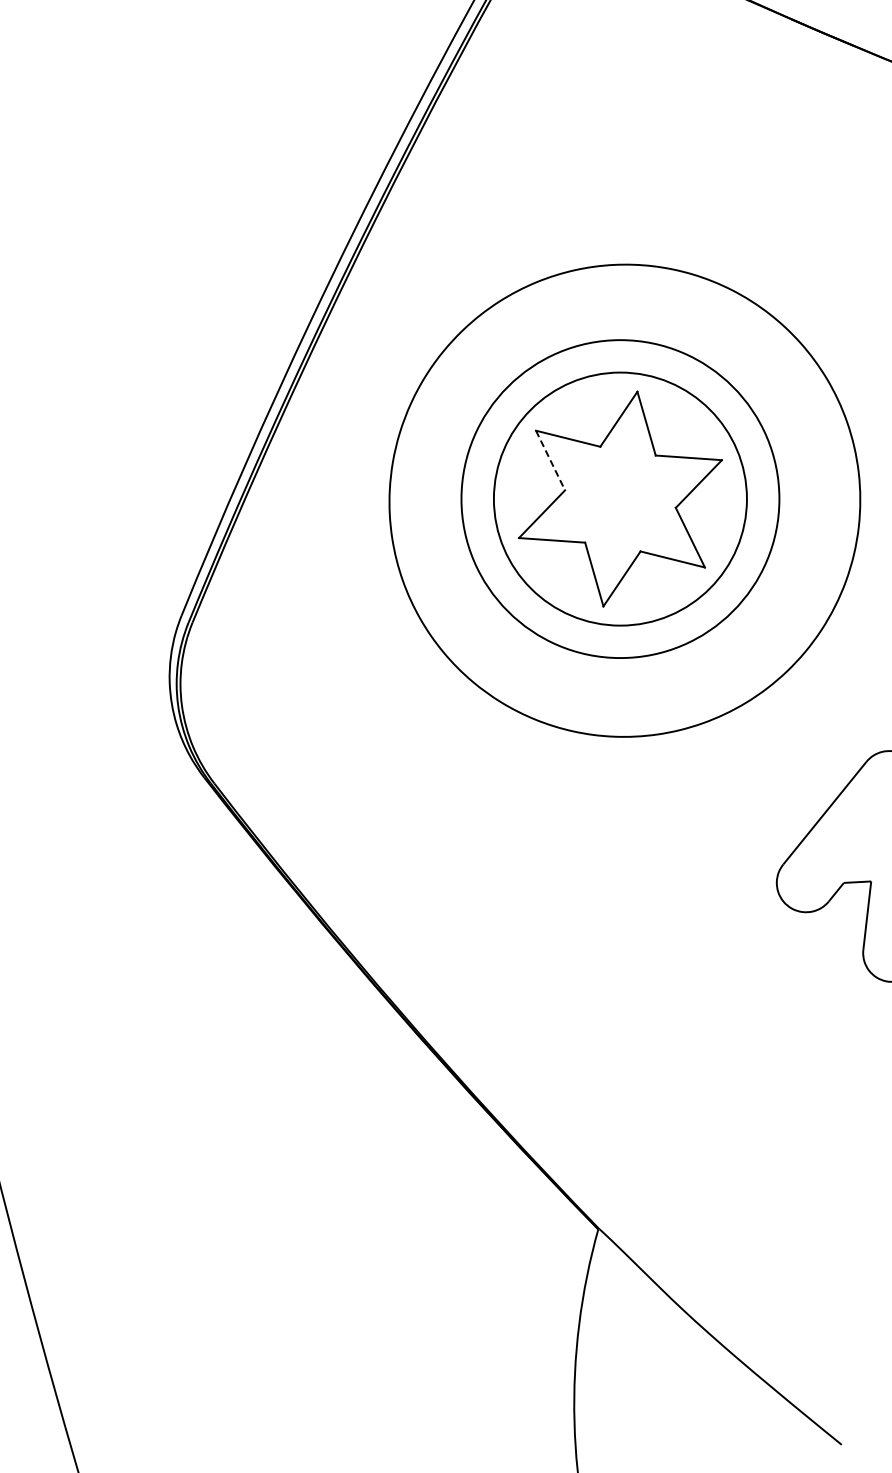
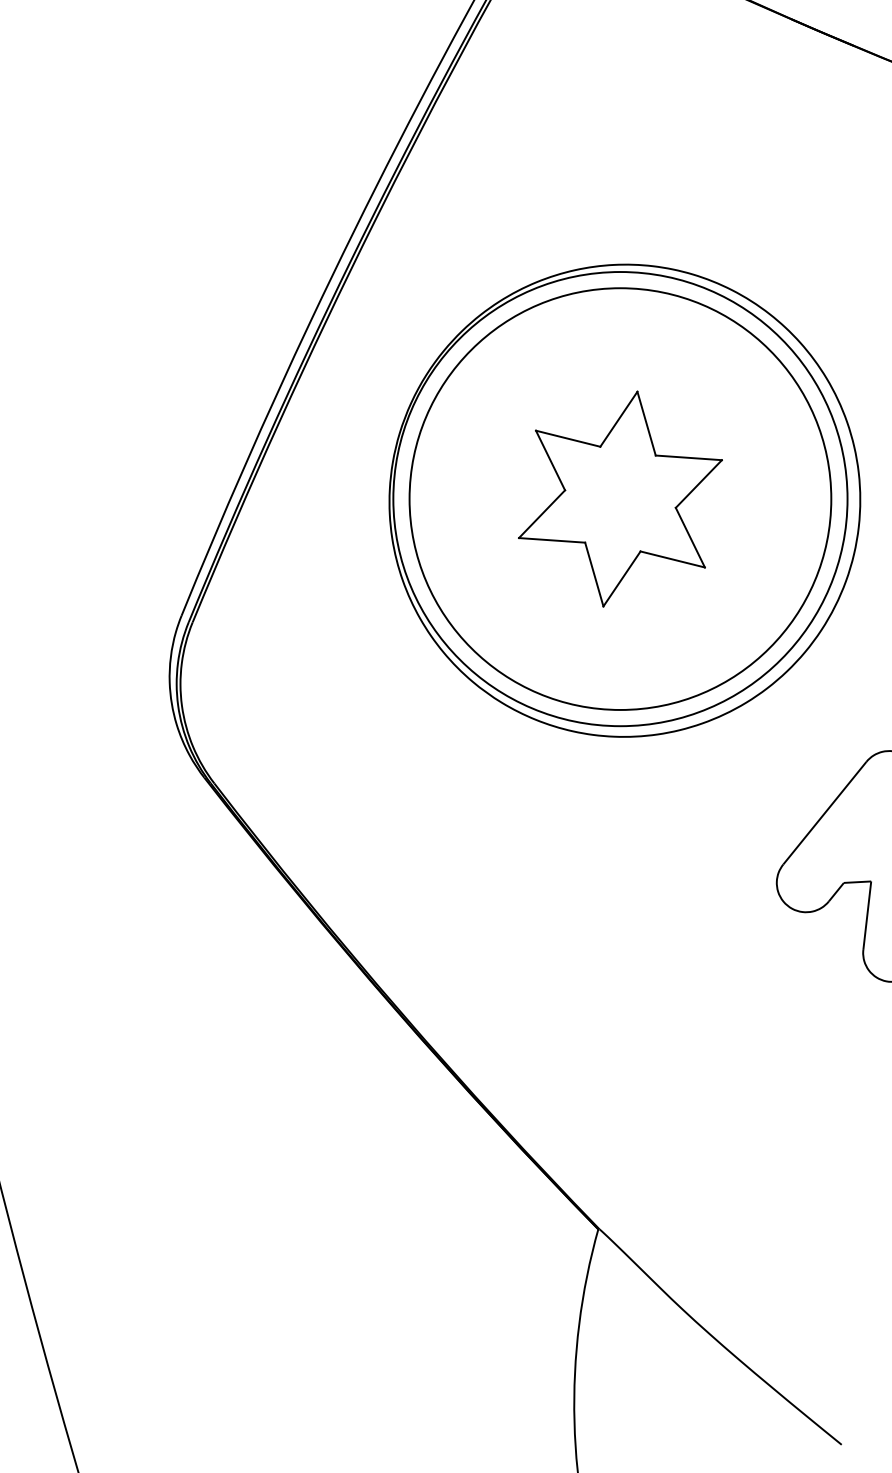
line: dashed -> solid (550, 460)
circle diameter: 253 px -> 422 px (620, 498)
circle diameter: 318 px -> 454 px (620, 499)
